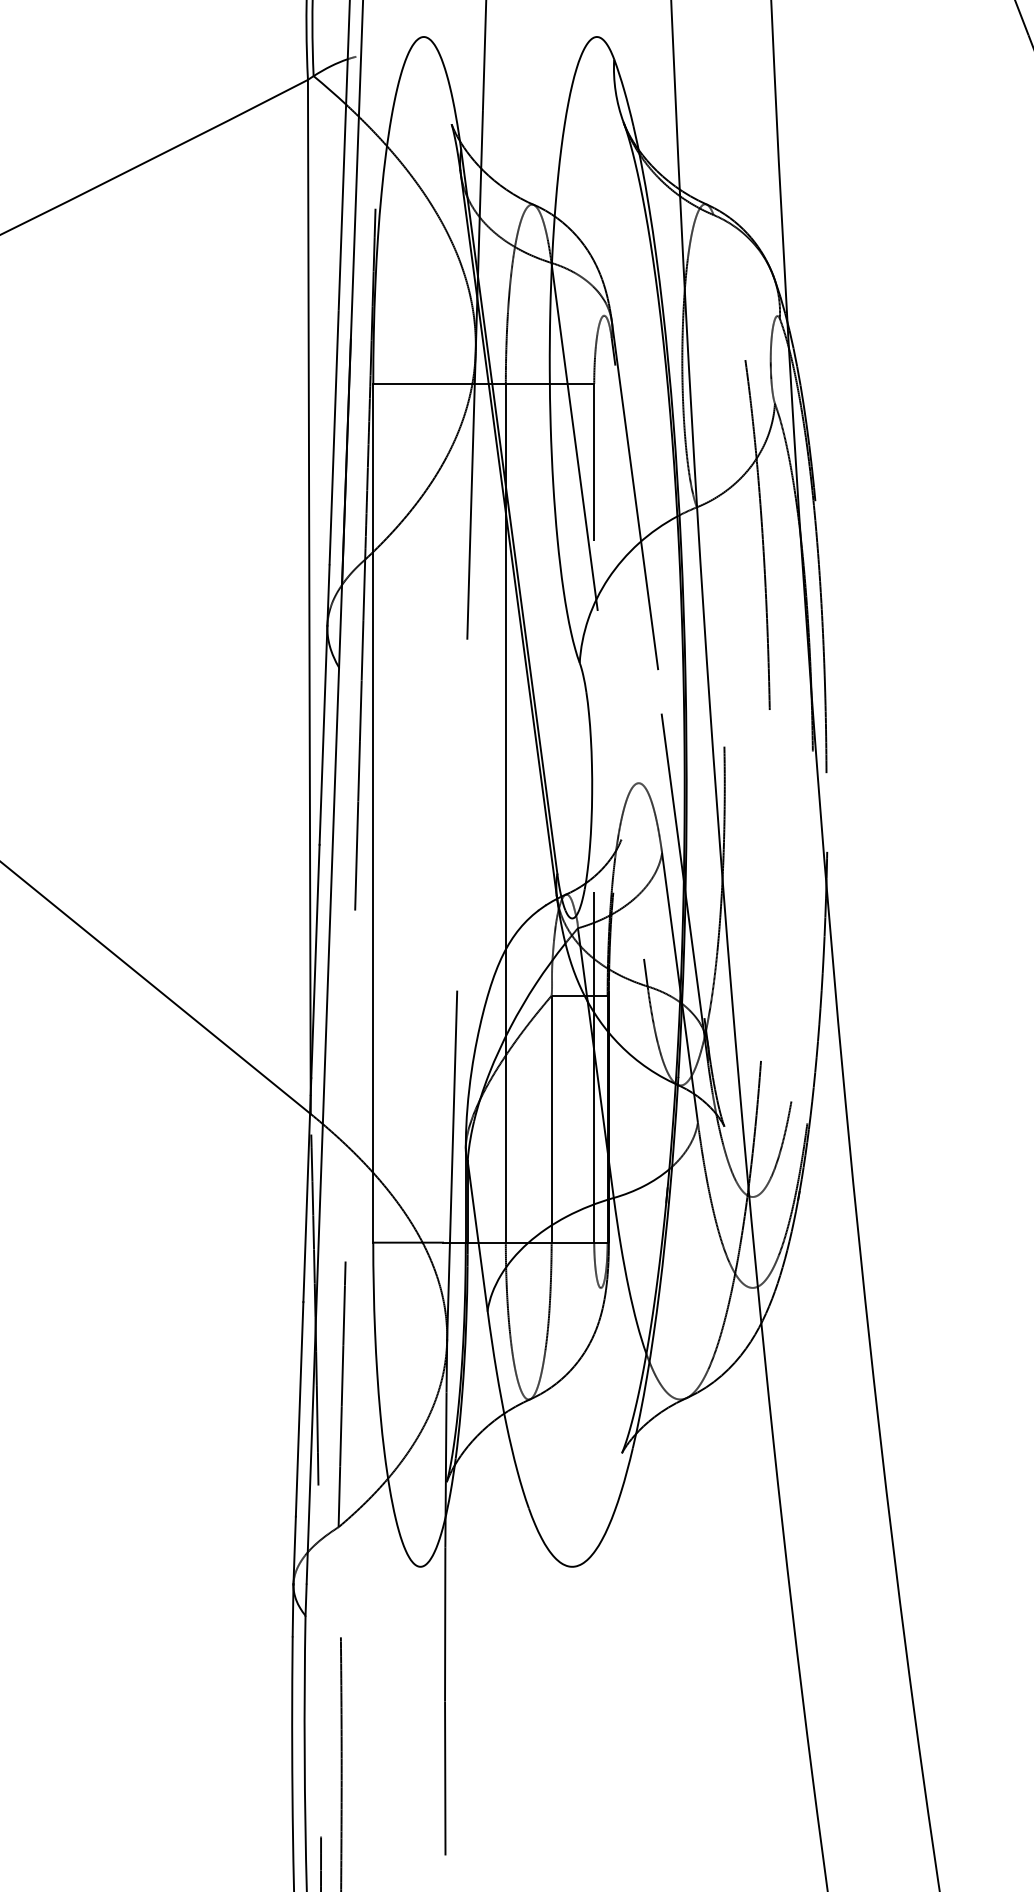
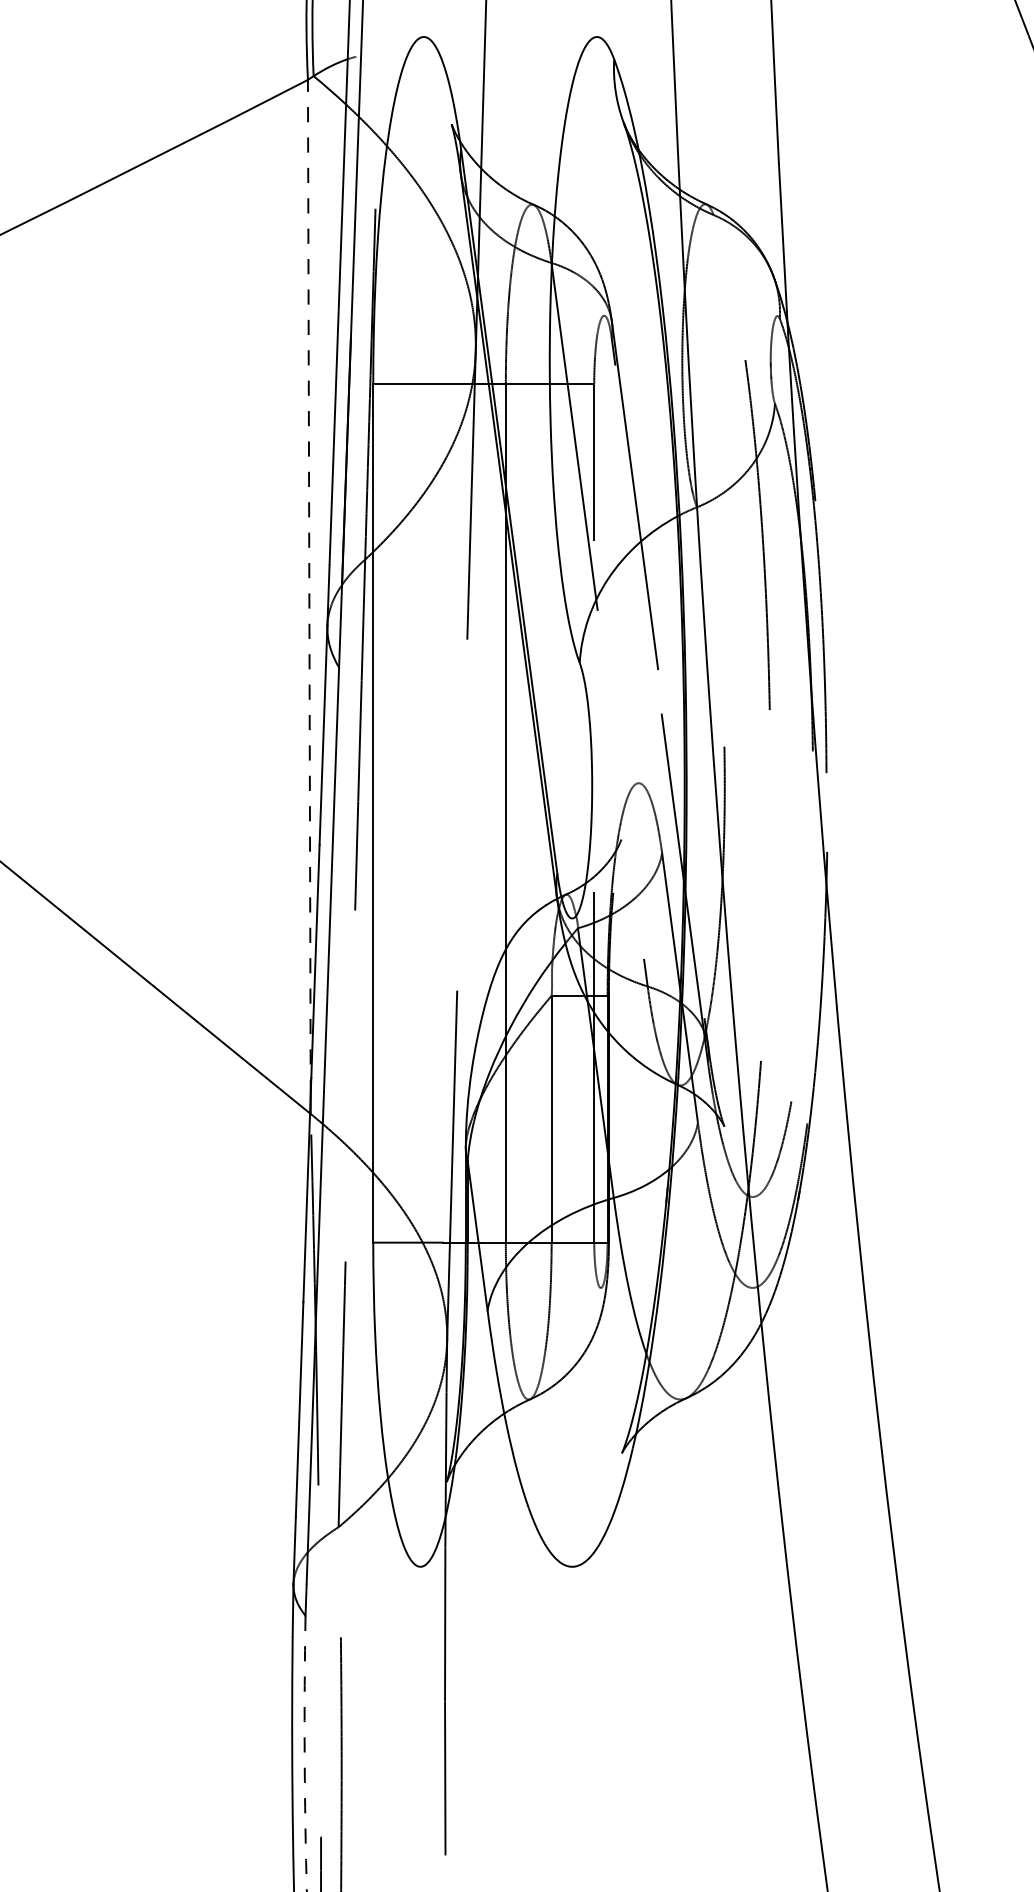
line: solid -> dashed (309, 587)
arc: solid -> dashed (304, 1754)
